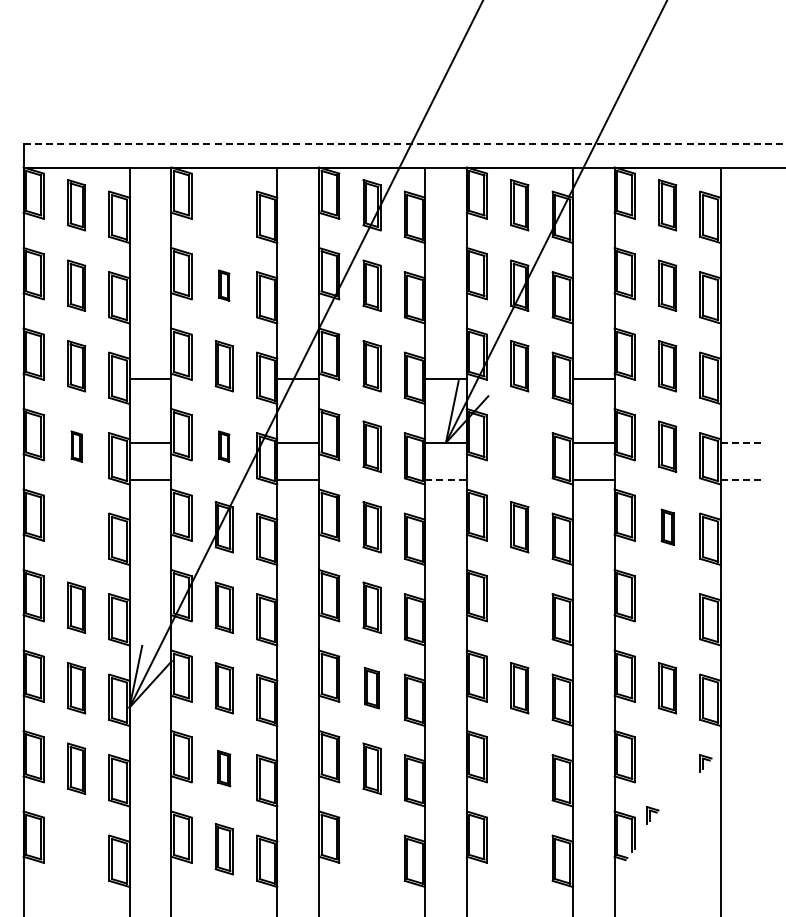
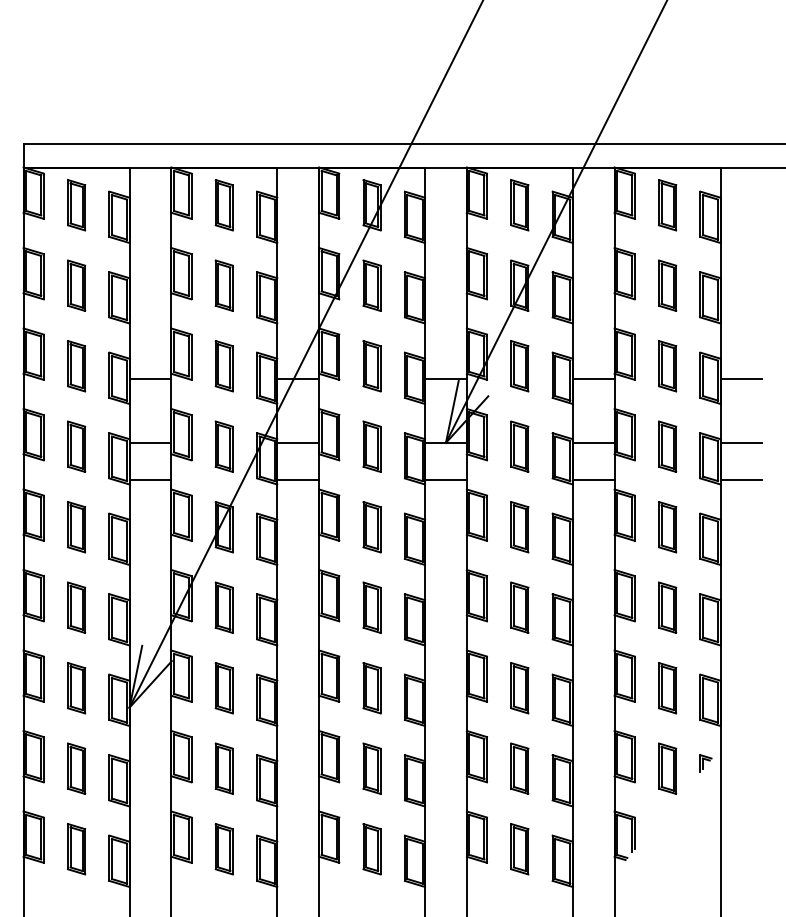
line: dashed -> solid (404, 143)
part: none -> present (223, 205)
part size: 13x33 px -> 20x53 px (223, 285)
line: none -> present (741, 379)
line: dashed -> solid (741, 442)
part size: 13x33 px -> 20x53 px (76, 446)
part size: 13x33 px -> 20x53 px (223, 446)
part: none -> present (519, 446)
line: dashed -> solid (445, 479)
line: dashed -> solid (741, 479)
part size: 15x38 px -> 20x53 px (667, 527)
part: none -> present (76, 527)
part: none -> present (519, 607)
part: none -> present (667, 607)
part size: 16x43 px -> 20x53 px (371, 688)
part size: 15x38 px -> 20x53 px (223, 768)
part: none -> present (519, 768)
part: none -> present (667, 768)
part: present -> none (652, 815)
part: none -> present (76, 849)
part: none -> present (371, 849)
part: none -> present (519, 849)
